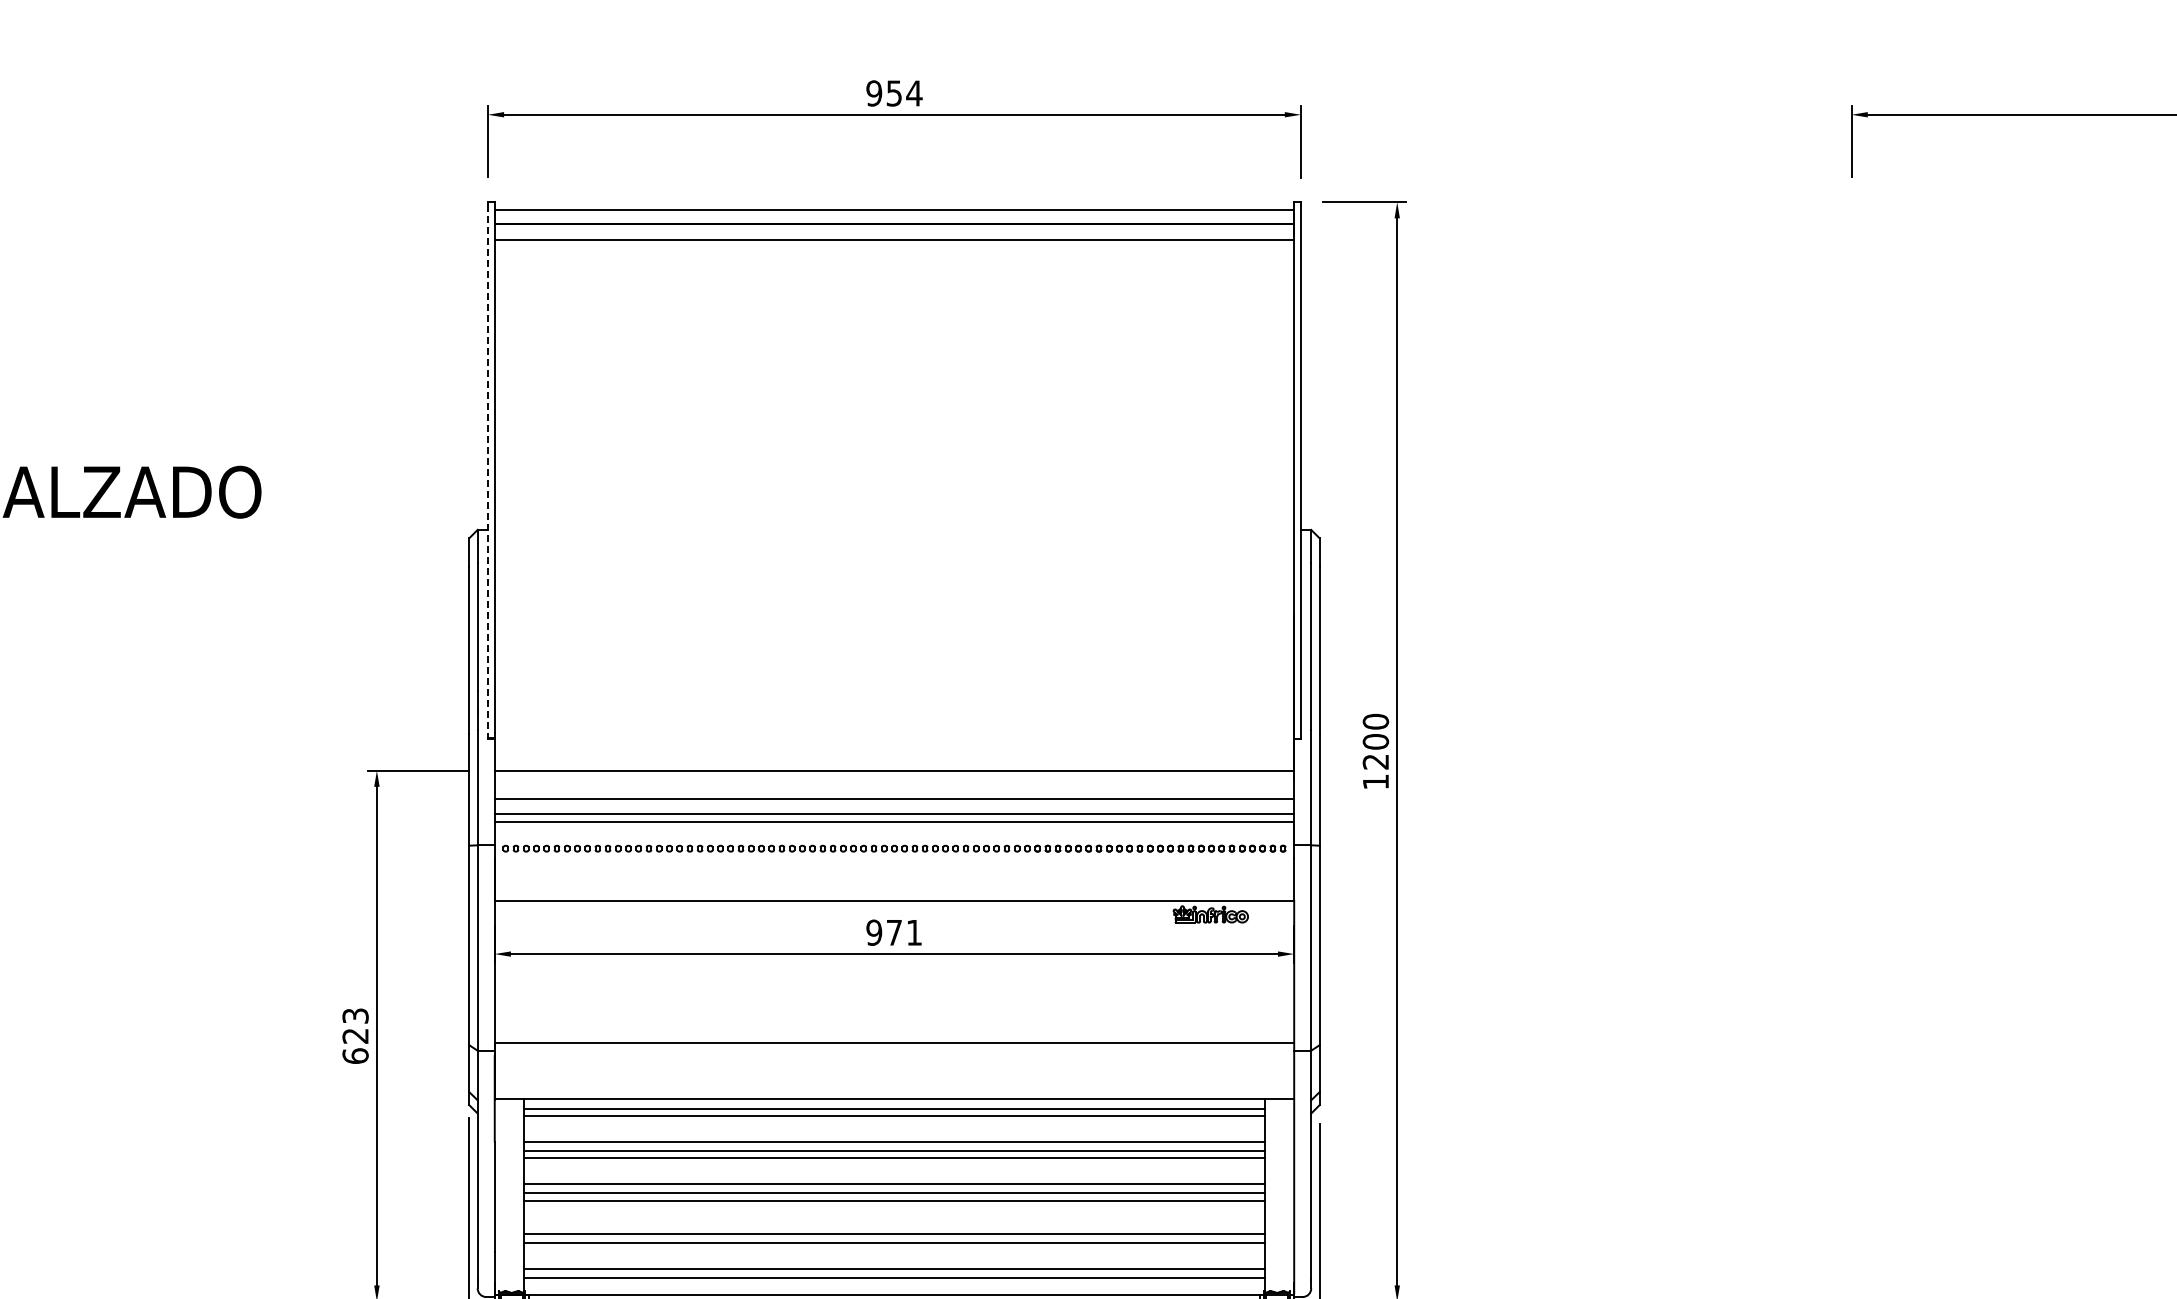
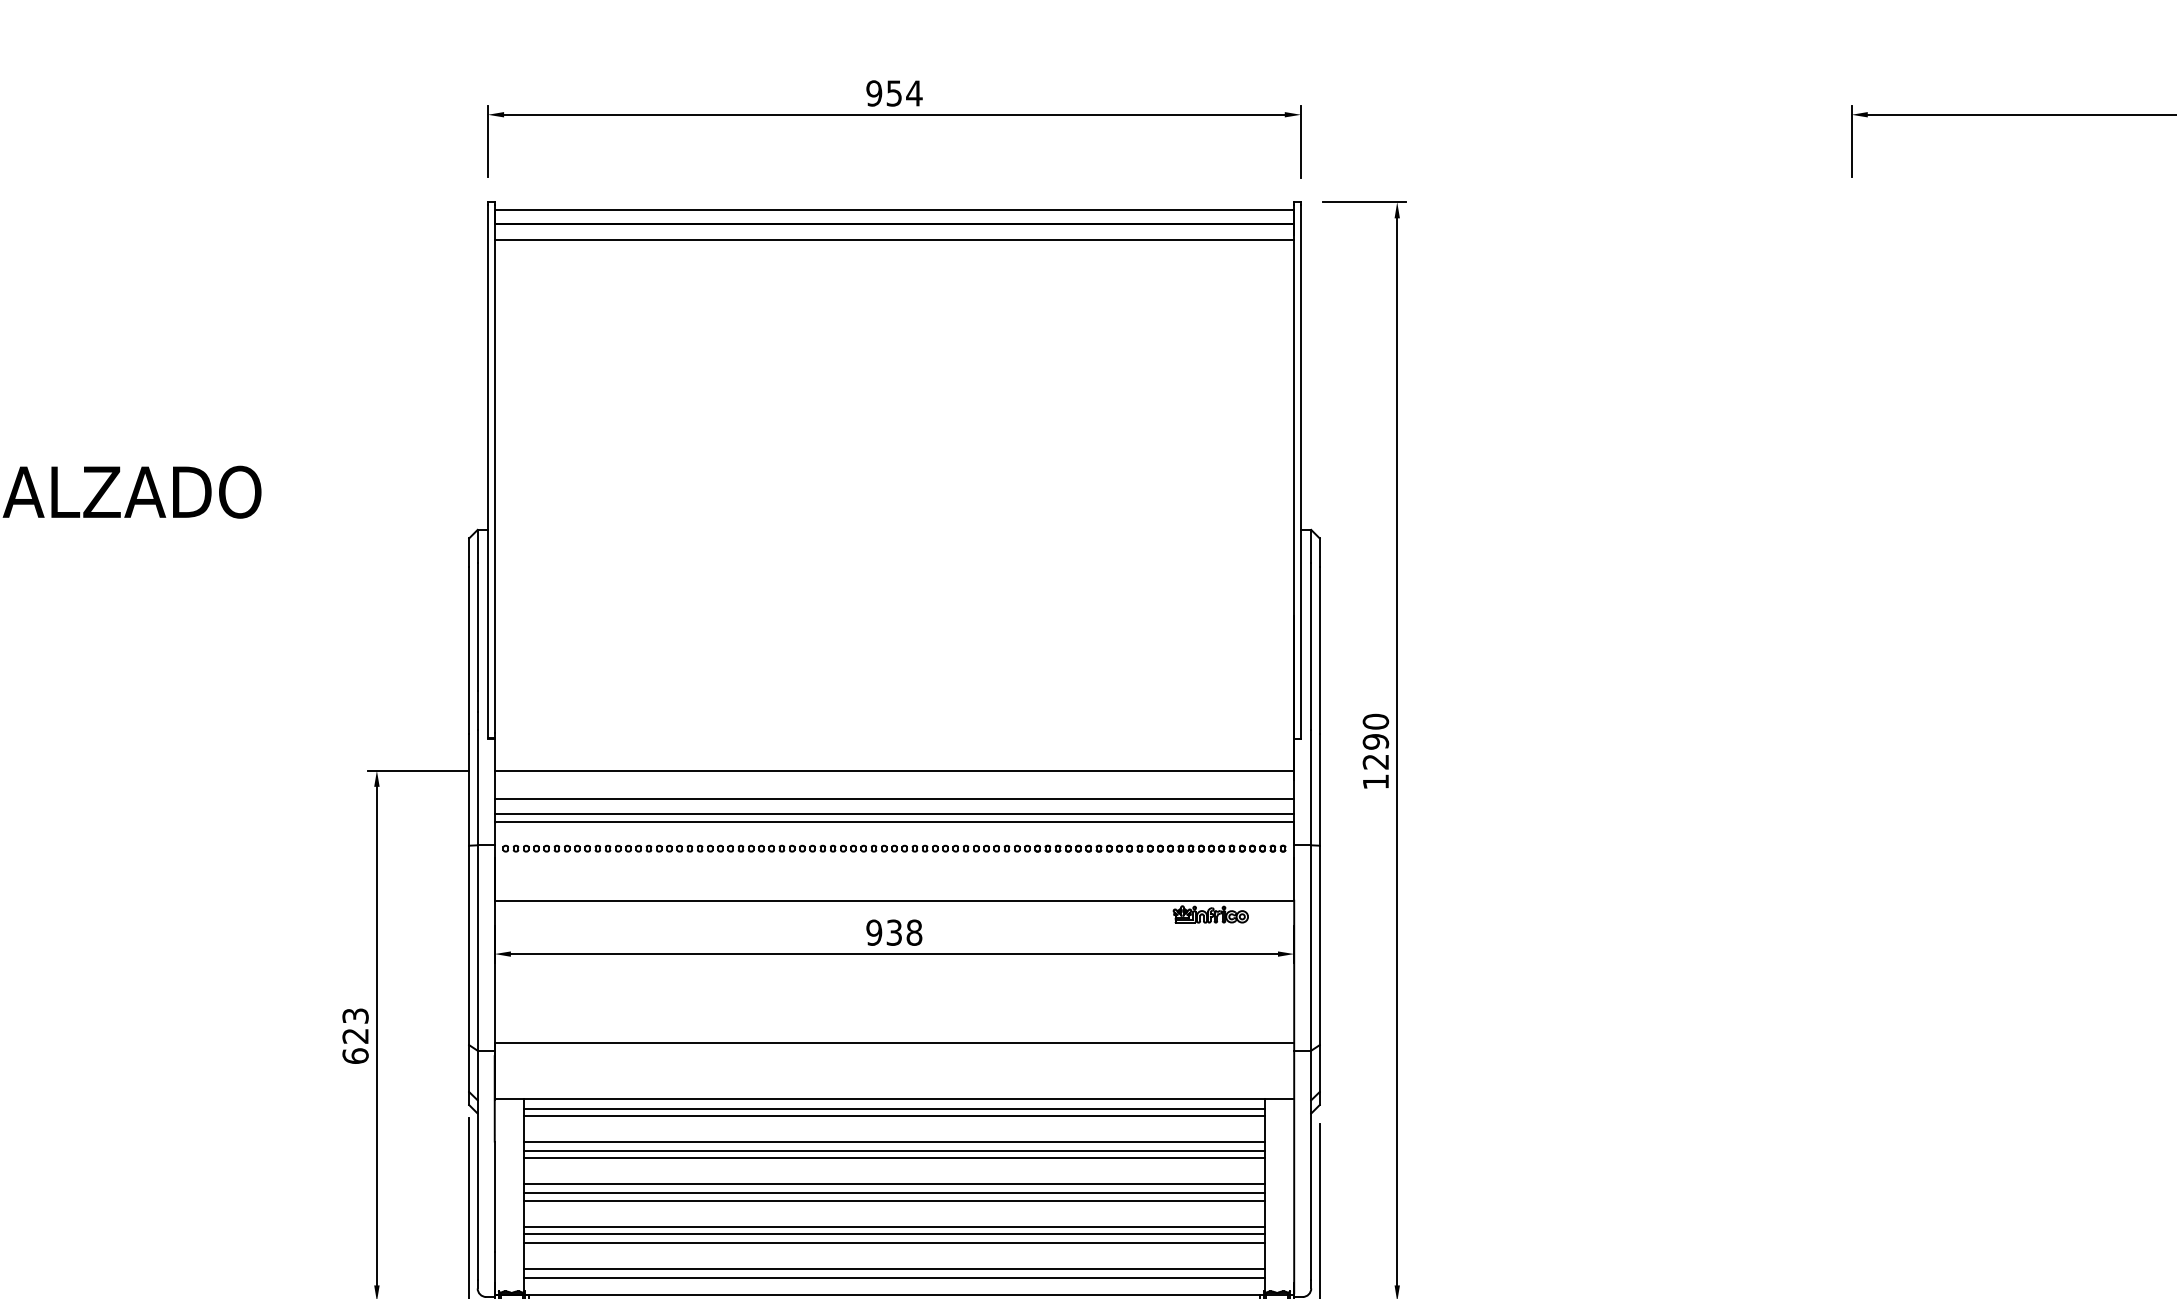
line: dashed -> solid (487, 471)
text: 1200 -> 1290 (1376, 741)
text: 971 -> 938 (904, 932)
line: none -> present (894, 1226)
